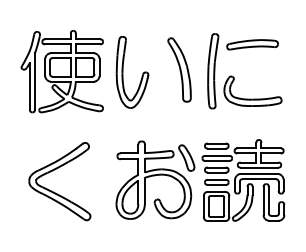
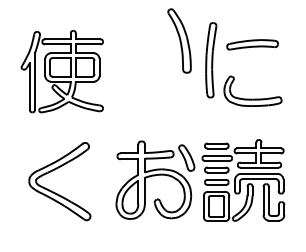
part position: (179, 69) -> (179, 40) (179, 40)
part position: (213, 71) -> (211, 60) (211, 60)
part: present -> none (123, 72)
